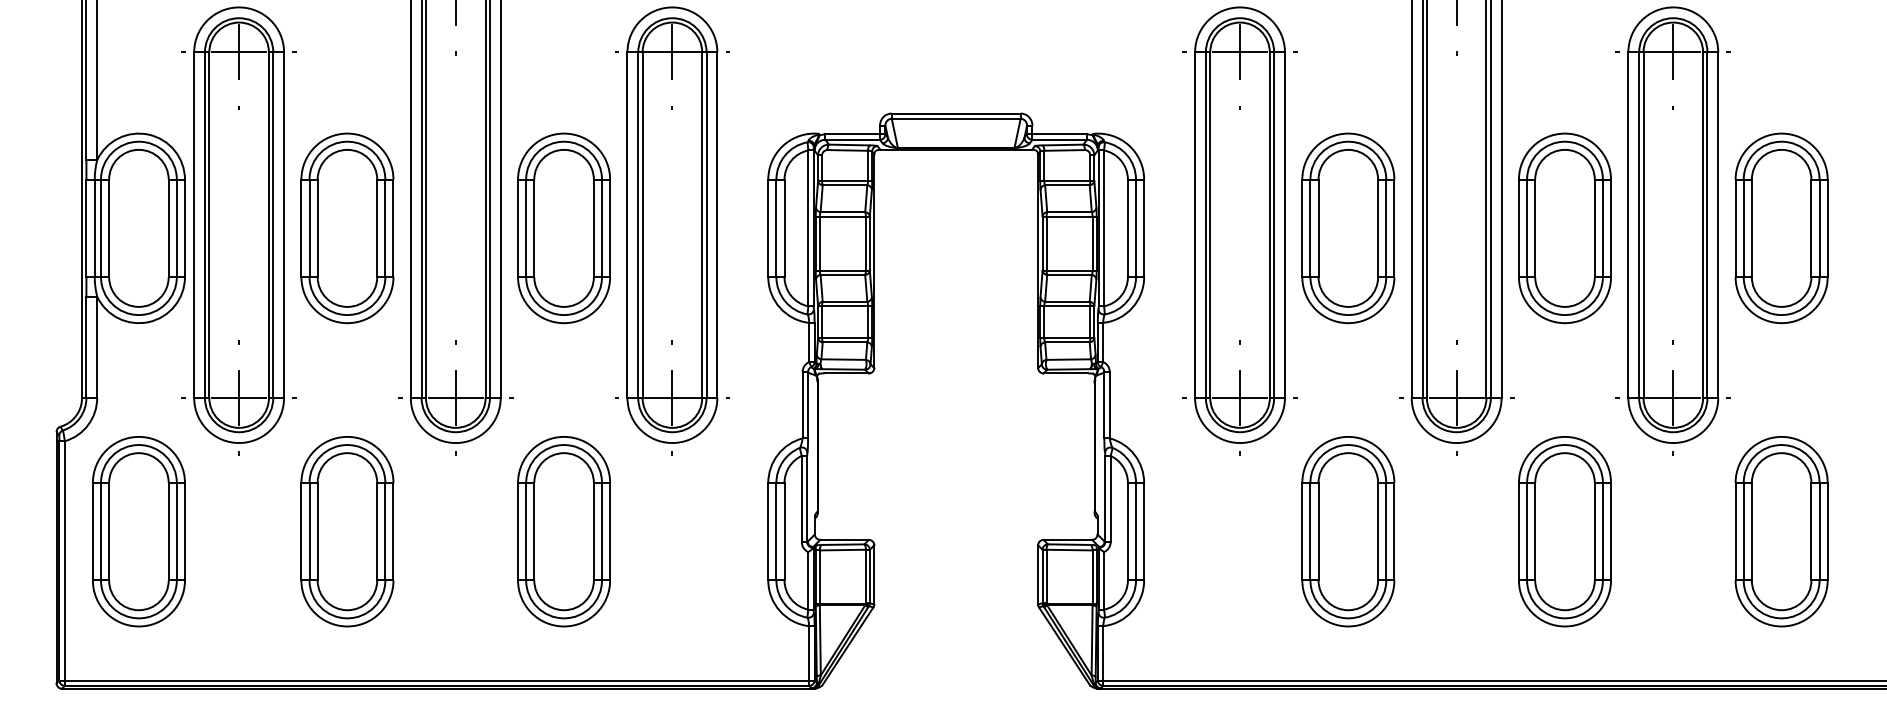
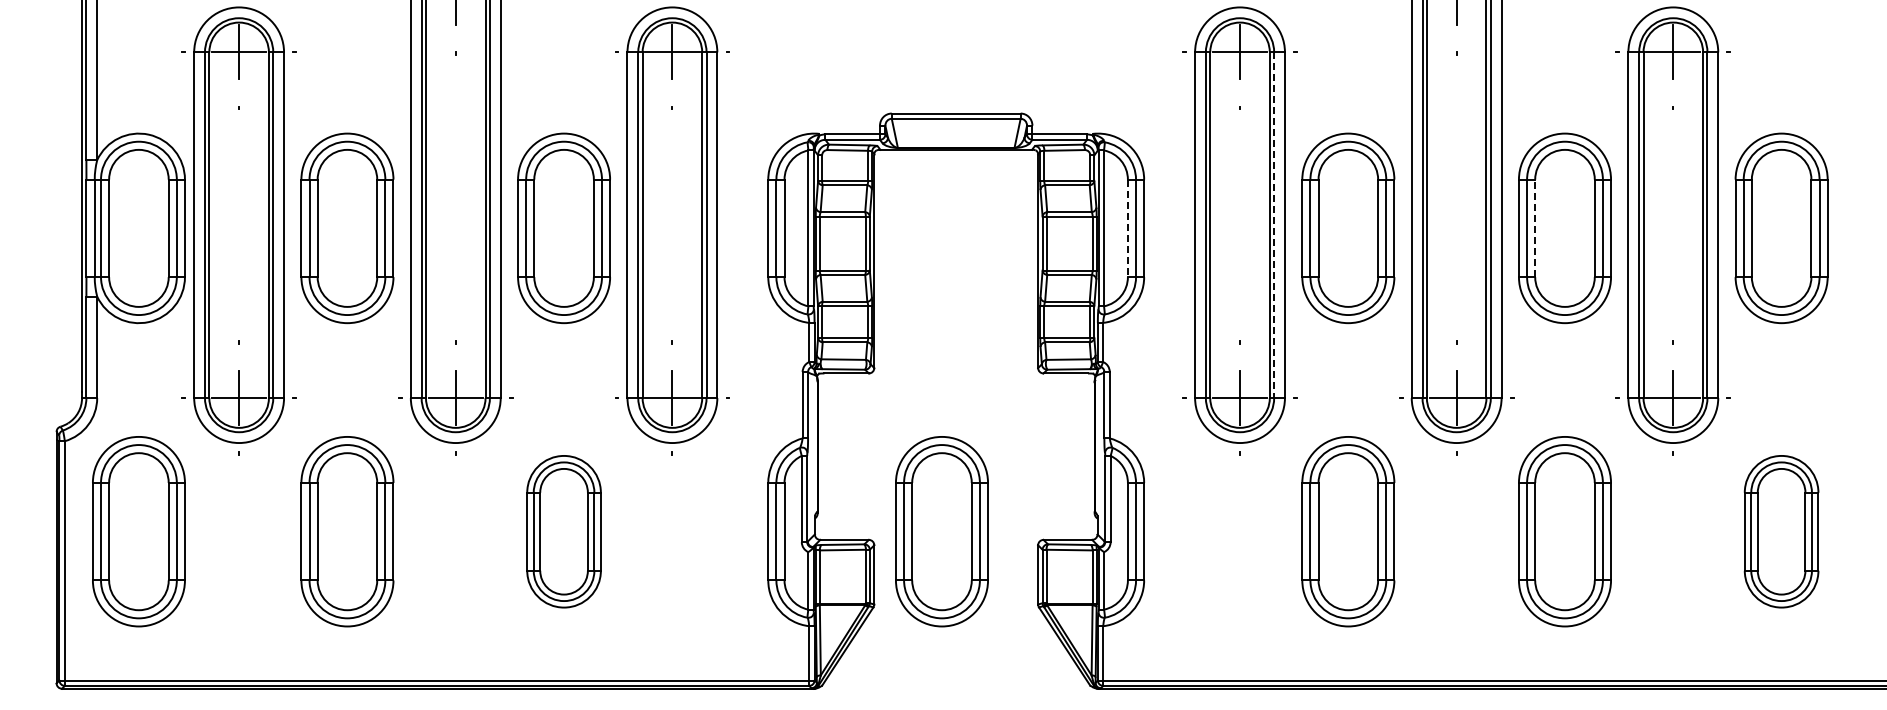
line: solid -> dashed (1274, 225)
line: solid -> dashed (1127, 228)
line: solid -> dashed (1535, 228)
part size: 94x192 px -> 76x154 px (563, 531)
part: none -> present (941, 531)
part size: 95x192 px -> 77x154 px (1781, 531)
